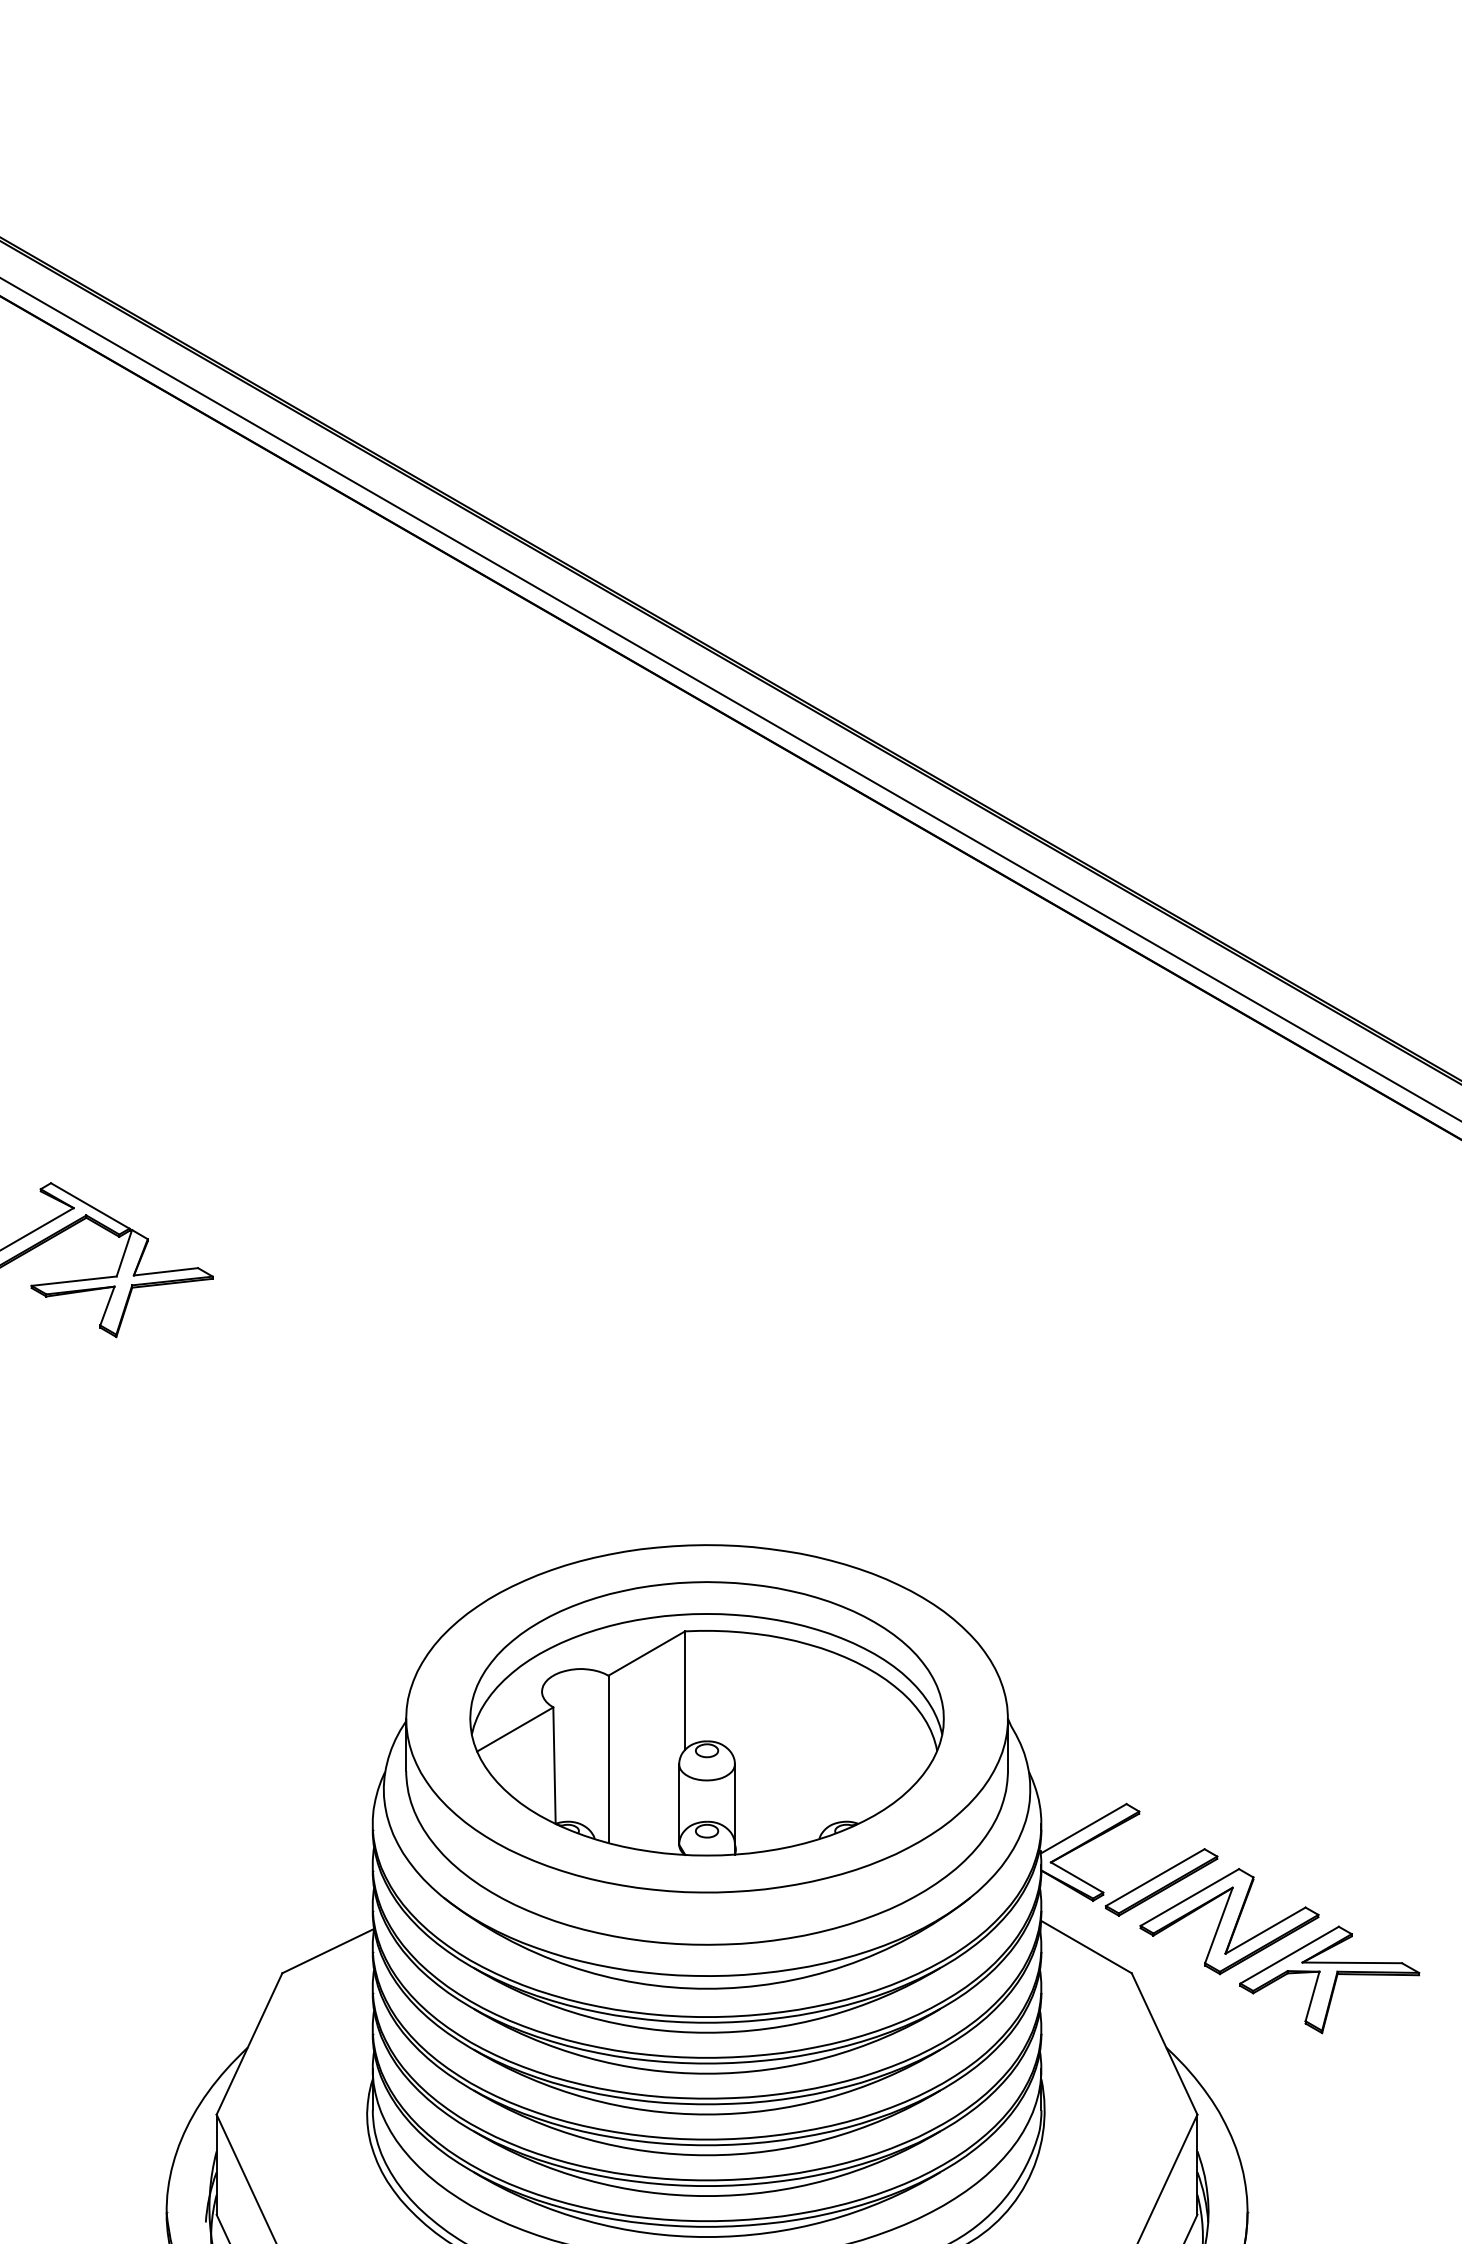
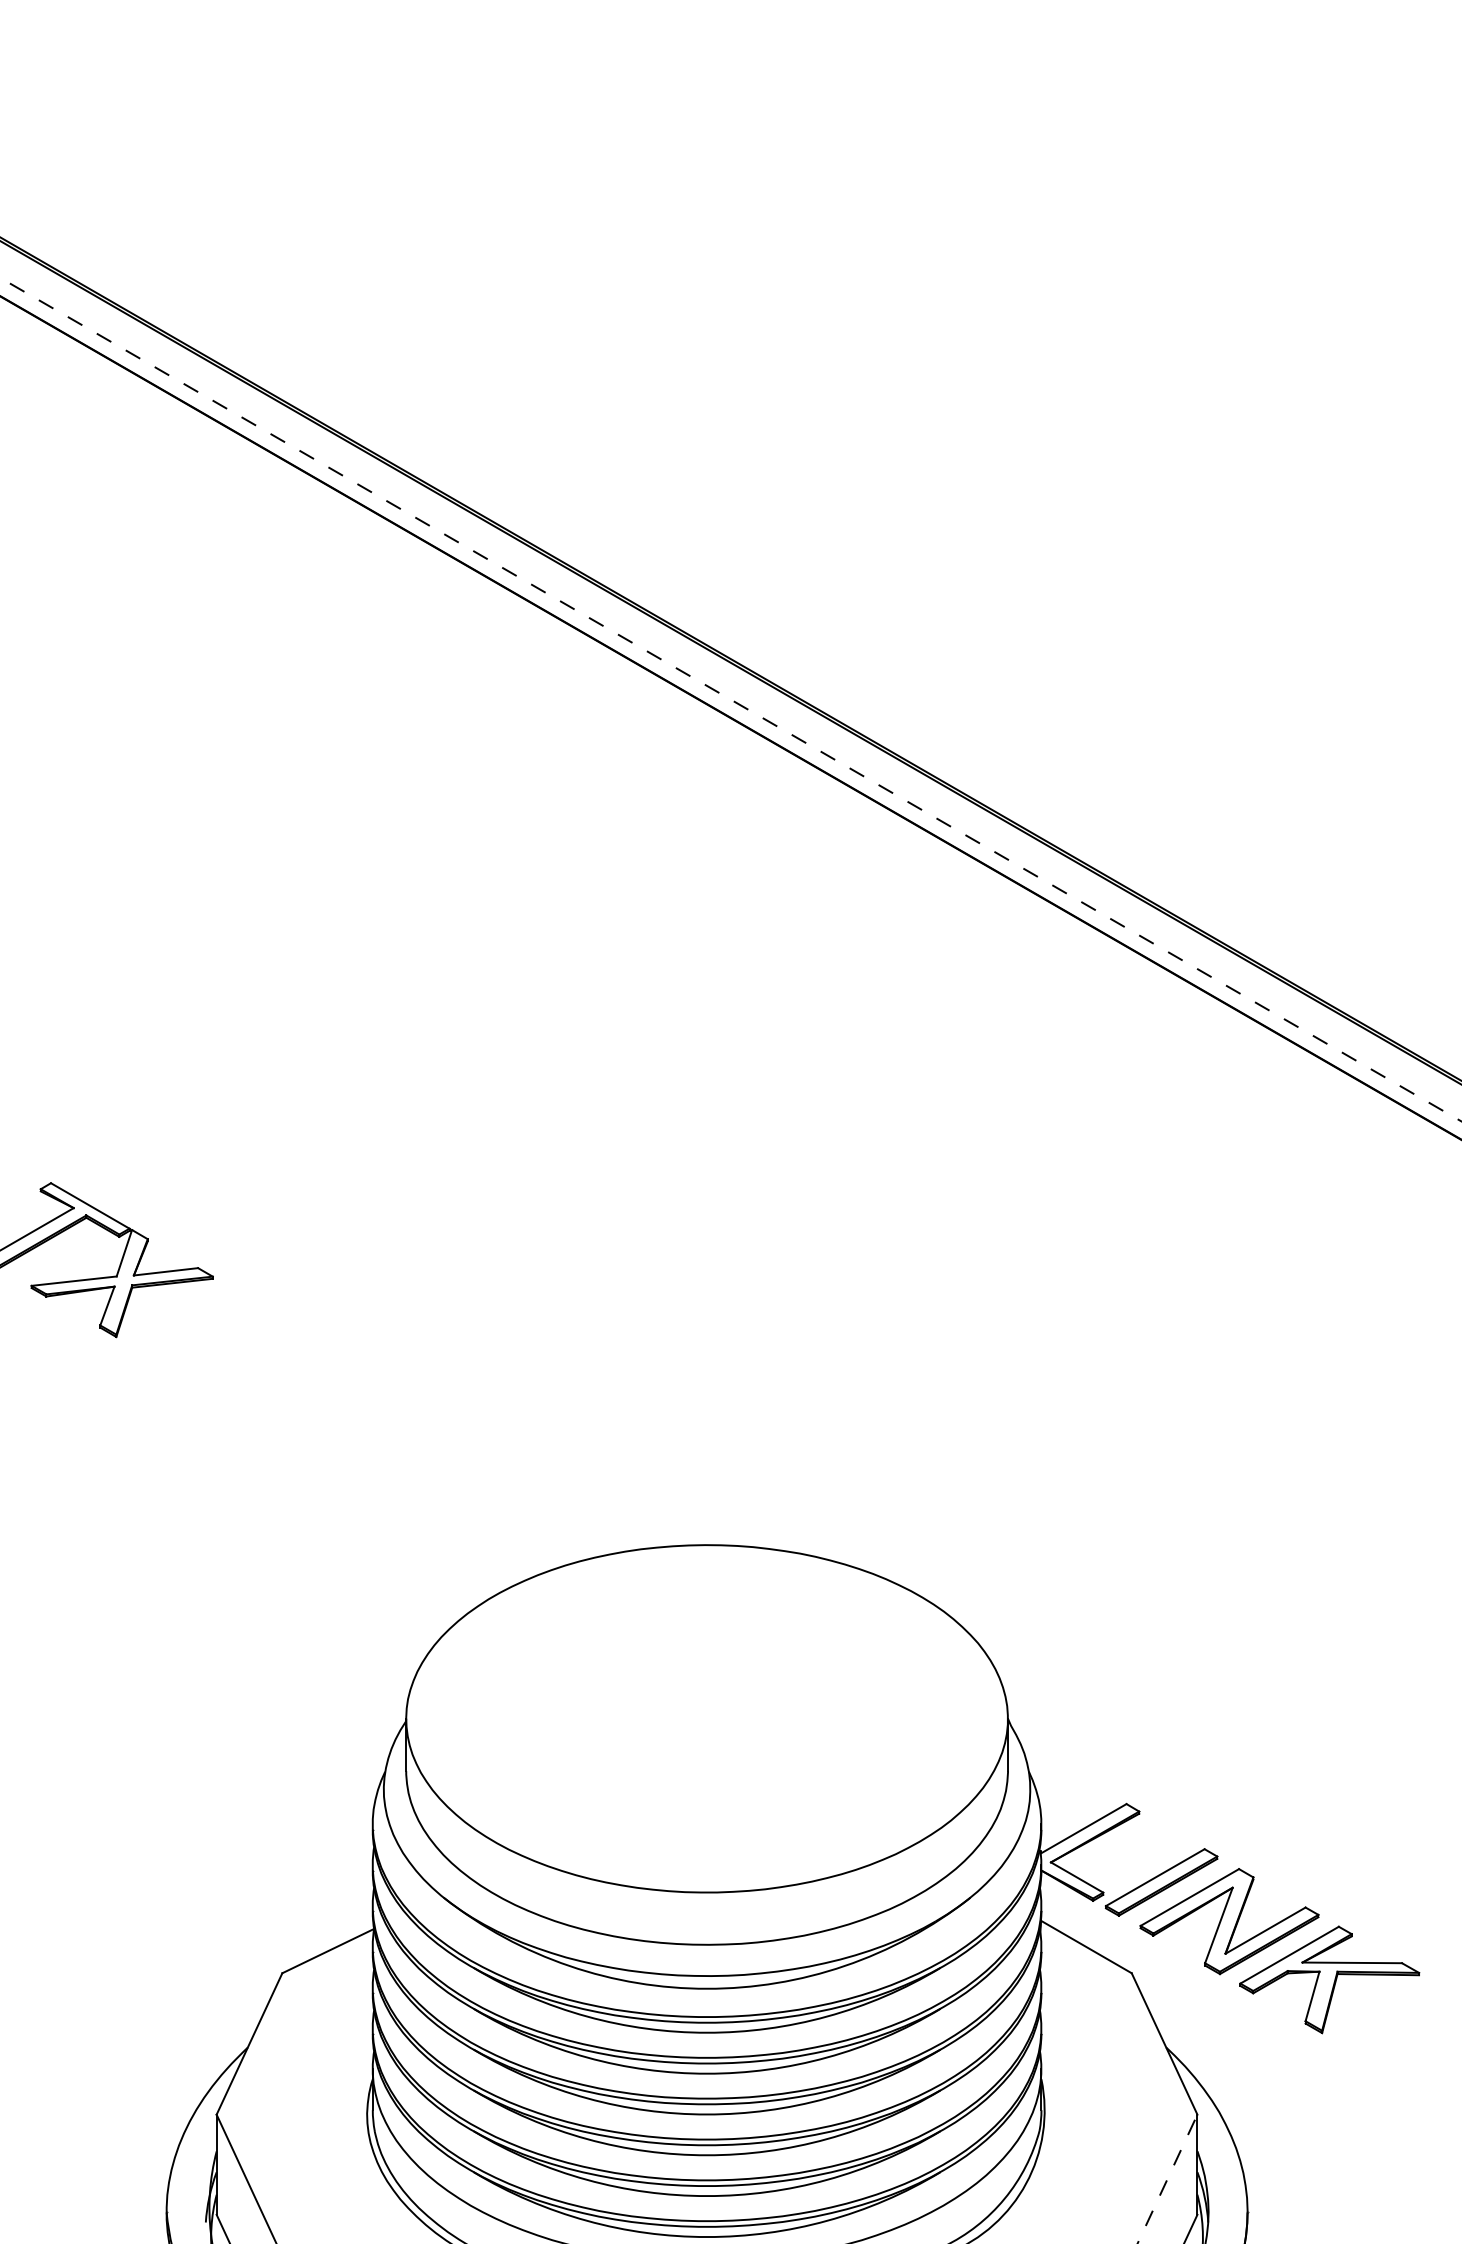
line: solid -> dashed (731, 700)
part: present -> none (706, 1718)
line: solid -> dashed (1167, 2178)
